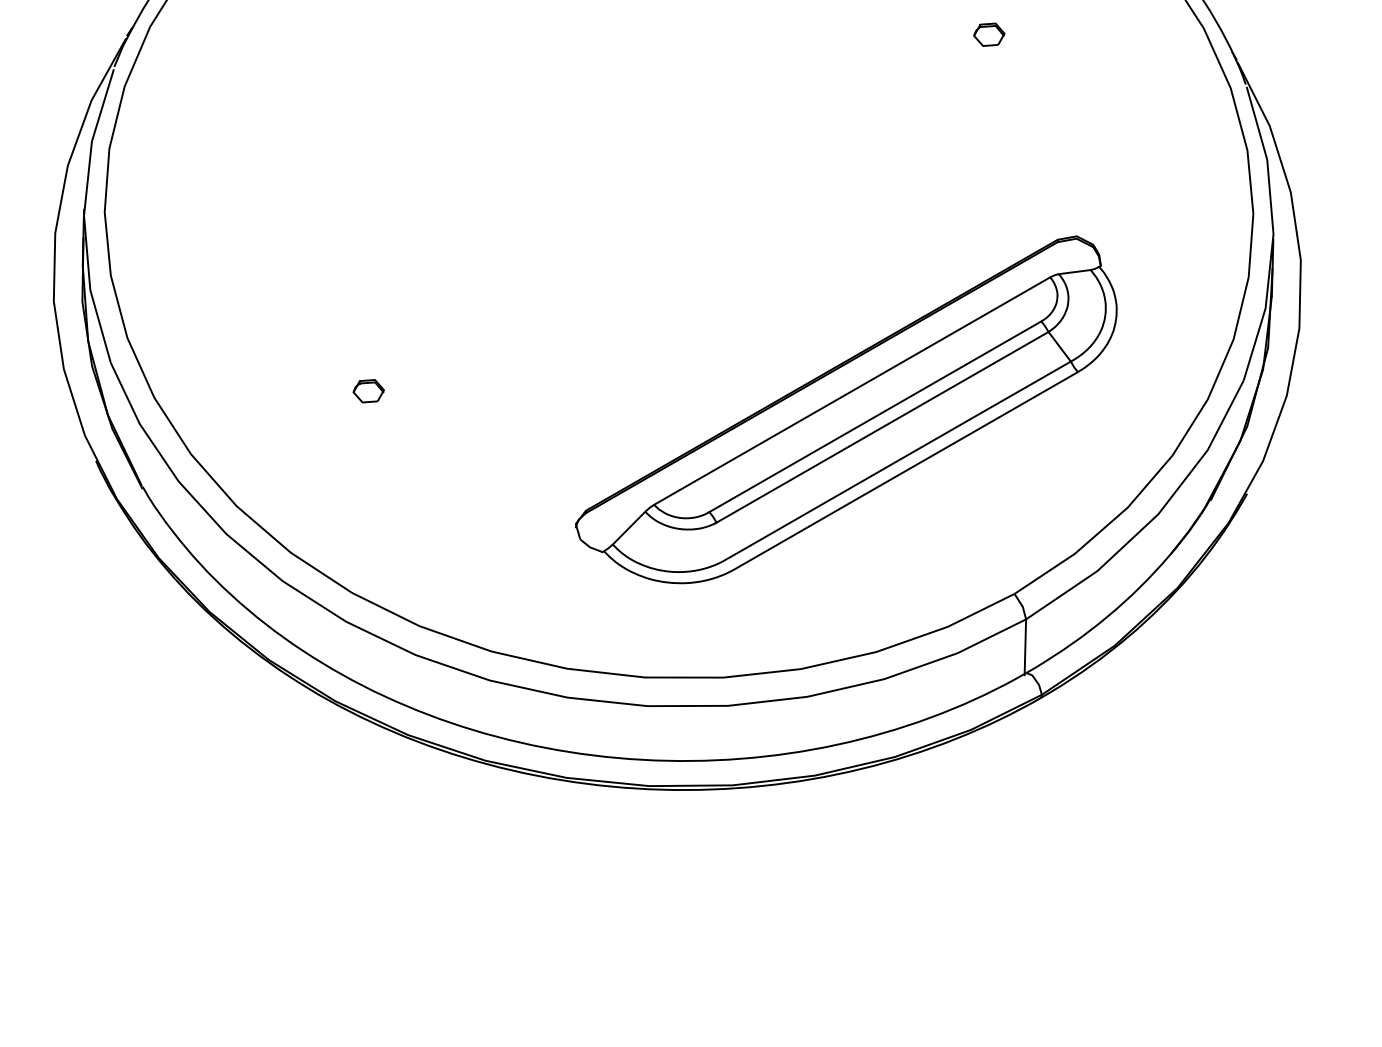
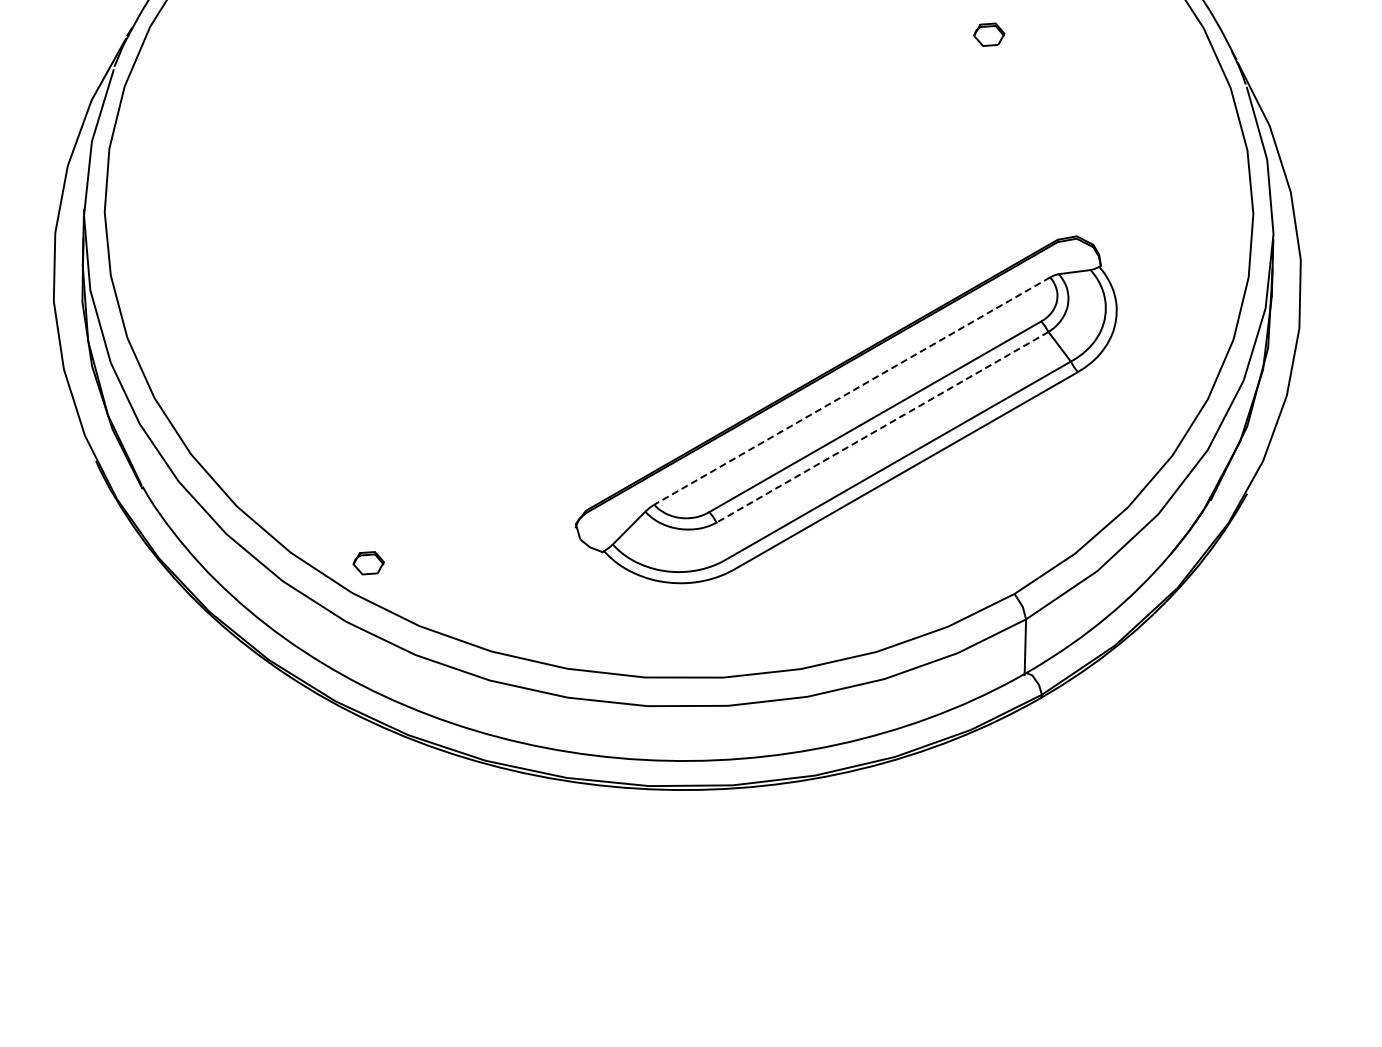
part position: (368, 391) -> (368, 563) (368, 563)
line: solid -> dashed (851, 391)
line: solid -> dashed (882, 427)
